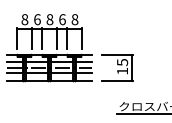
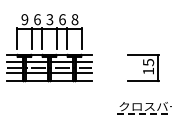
text: 8 -> 9 (24, 19)
text: 8 -> 3 (49, 19)
part position: (117, 67) -> (143, 67) (143, 67)
line: solid -> dashed (145, 114)
